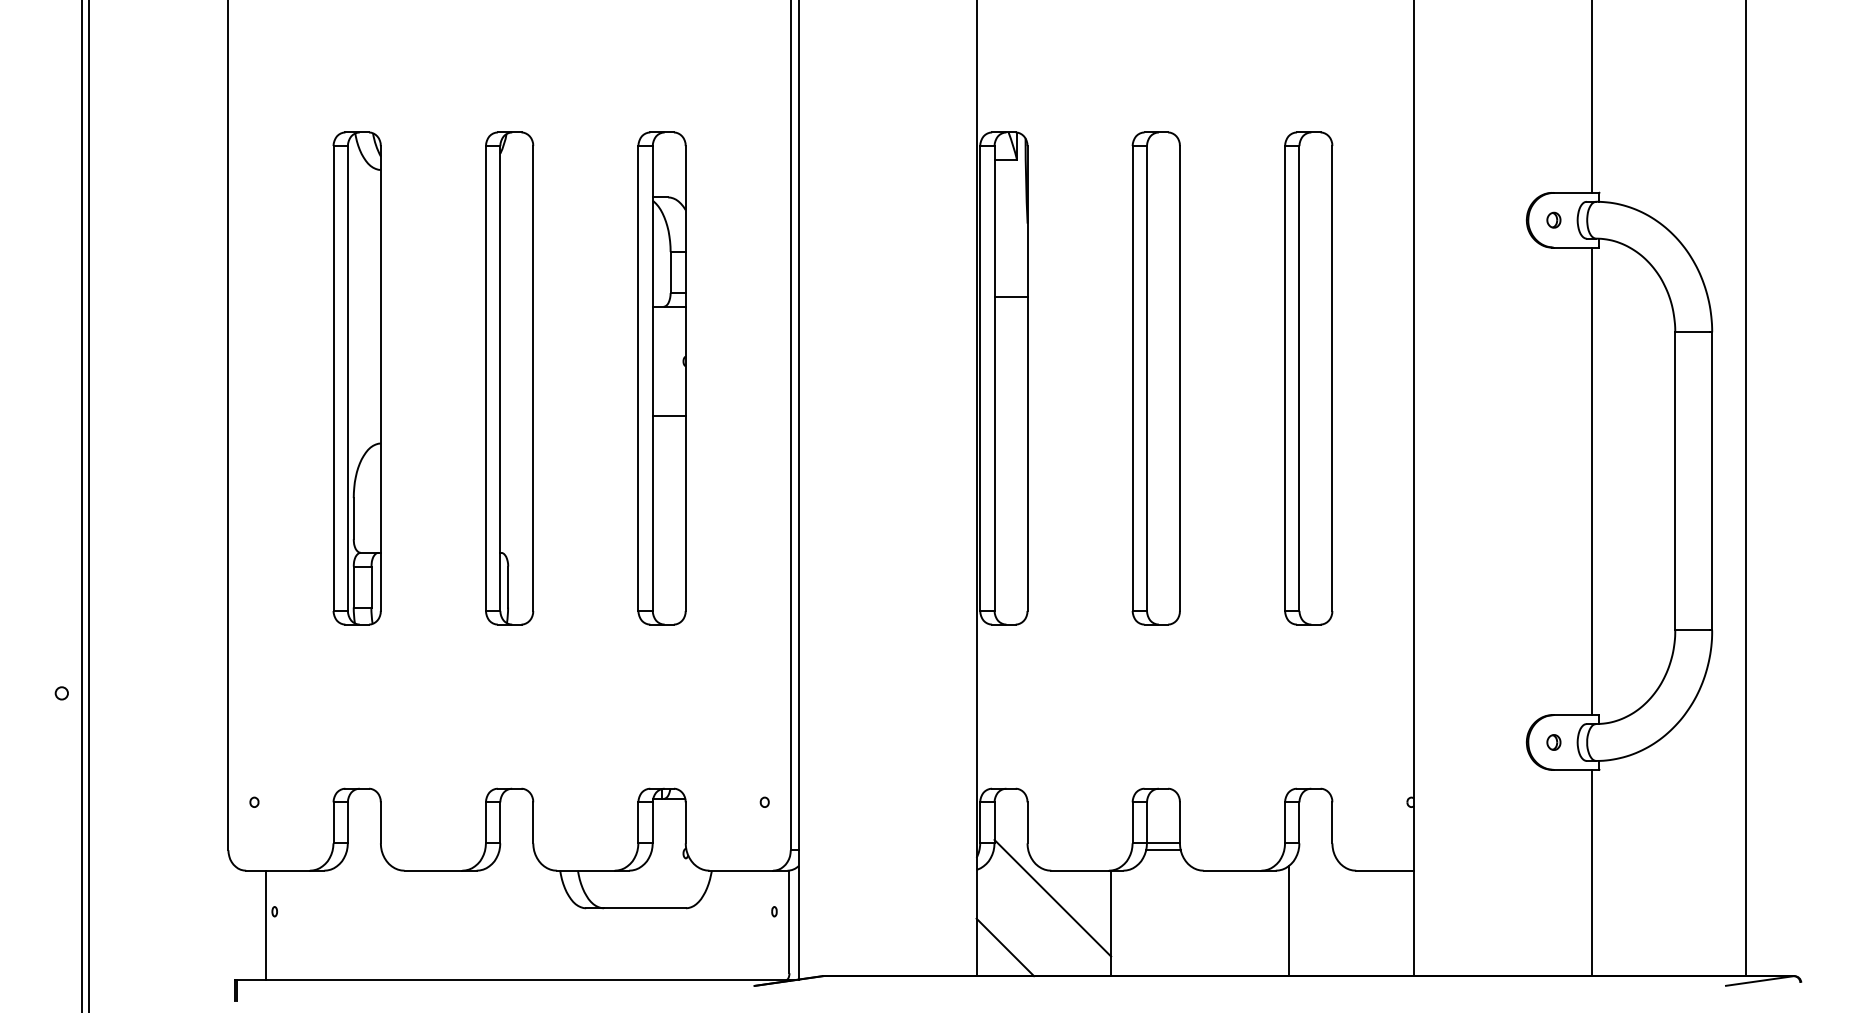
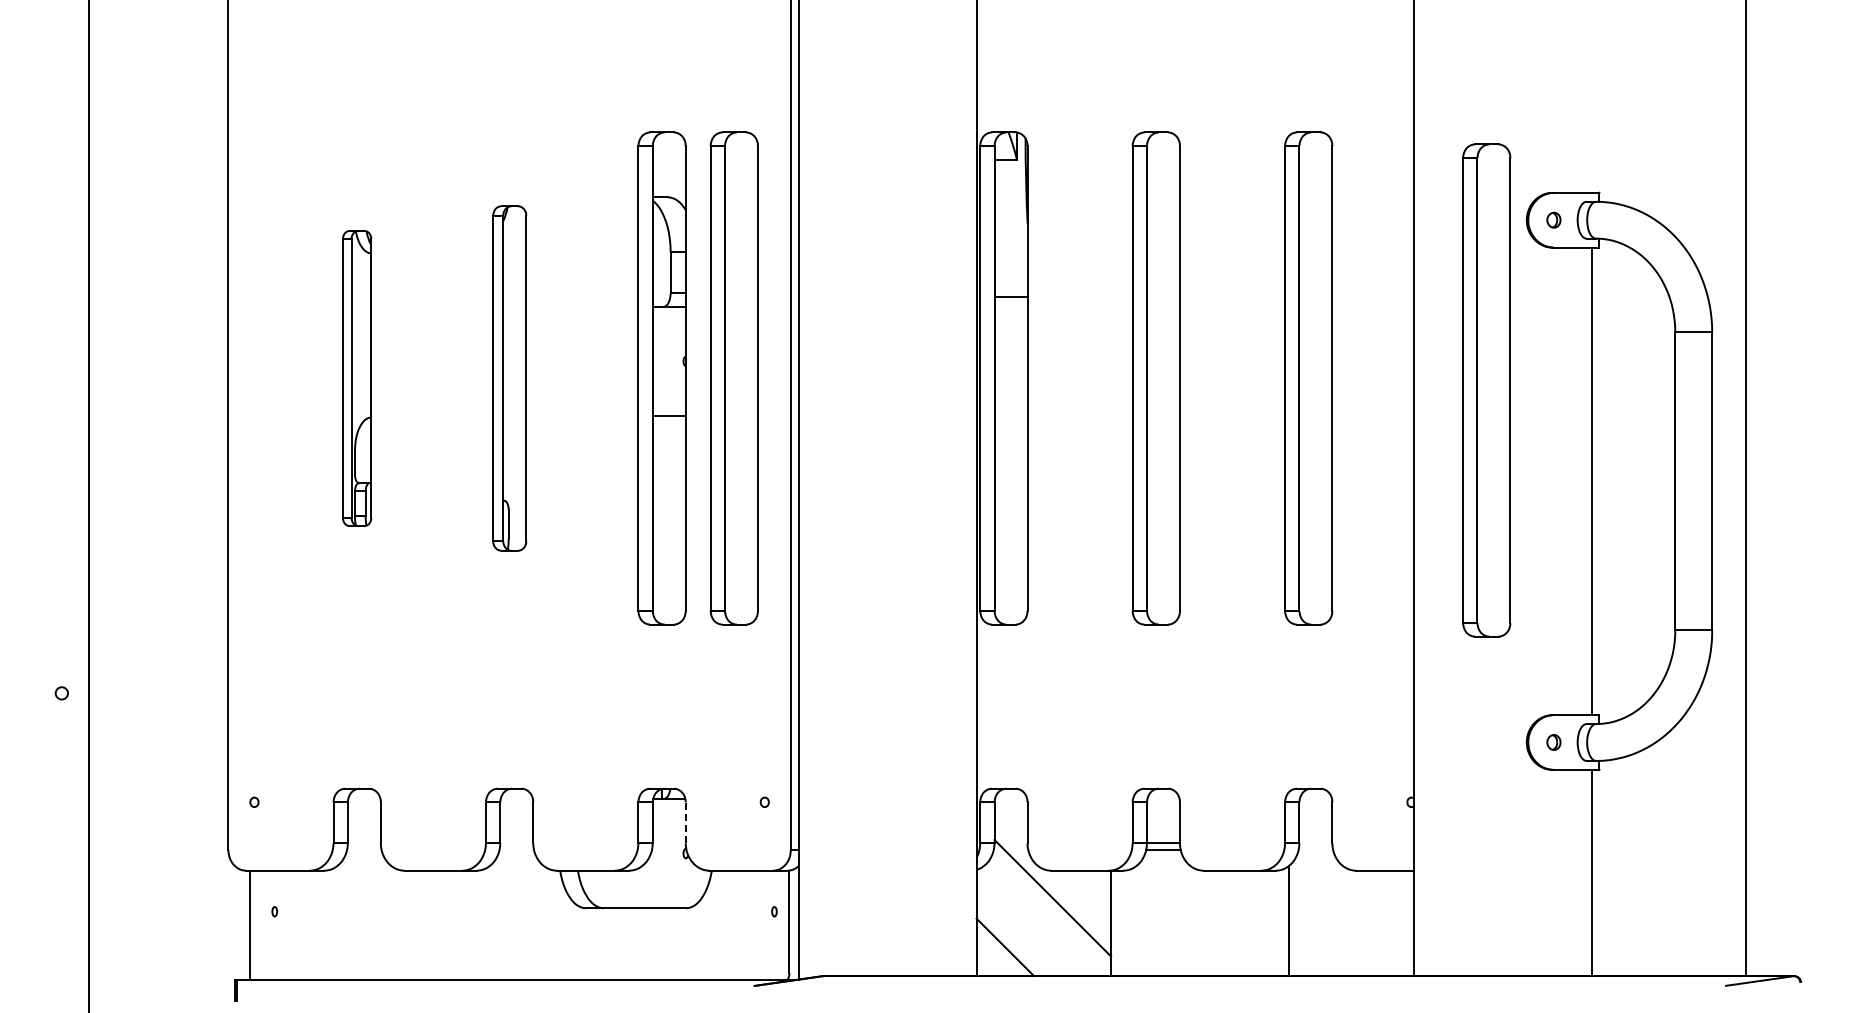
line: present -> none (1591, 97)
part size: 50x495 px -> 31x297 px (357, 378)
part size: 50x495 px -> 36x347 px (509, 378)
part: none -> present (733, 378)
part: none -> present (1486, 390)
line: present -> none (82, 505)
line: solid -> dashed (685, 822)
line position: (266, 925) -> (250, 925) (250, 925)
